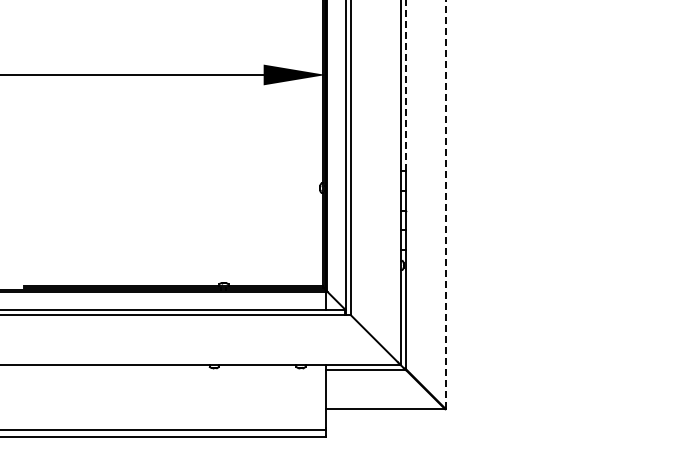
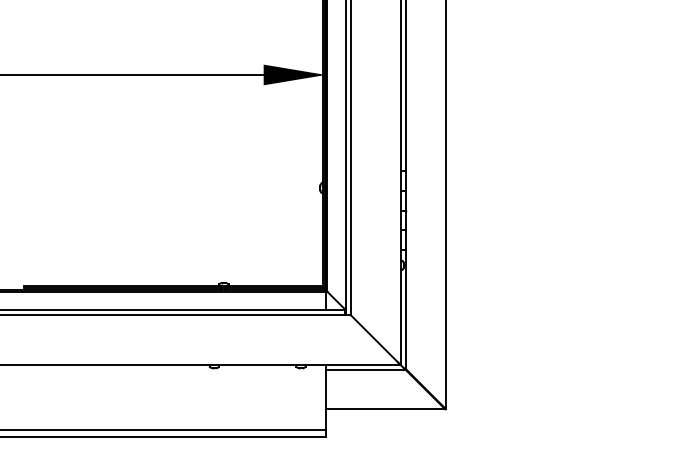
line: dashed -> solid (405, 85)
line: dashed -> solid (446, 205)
